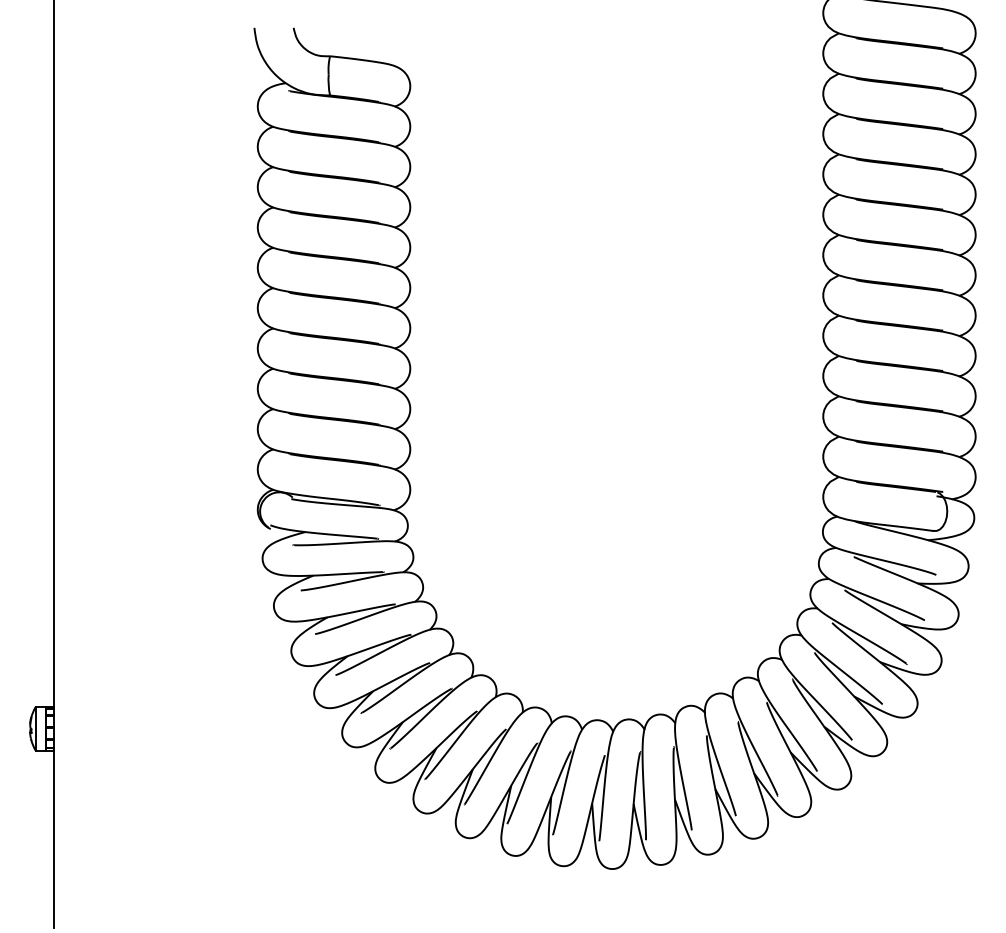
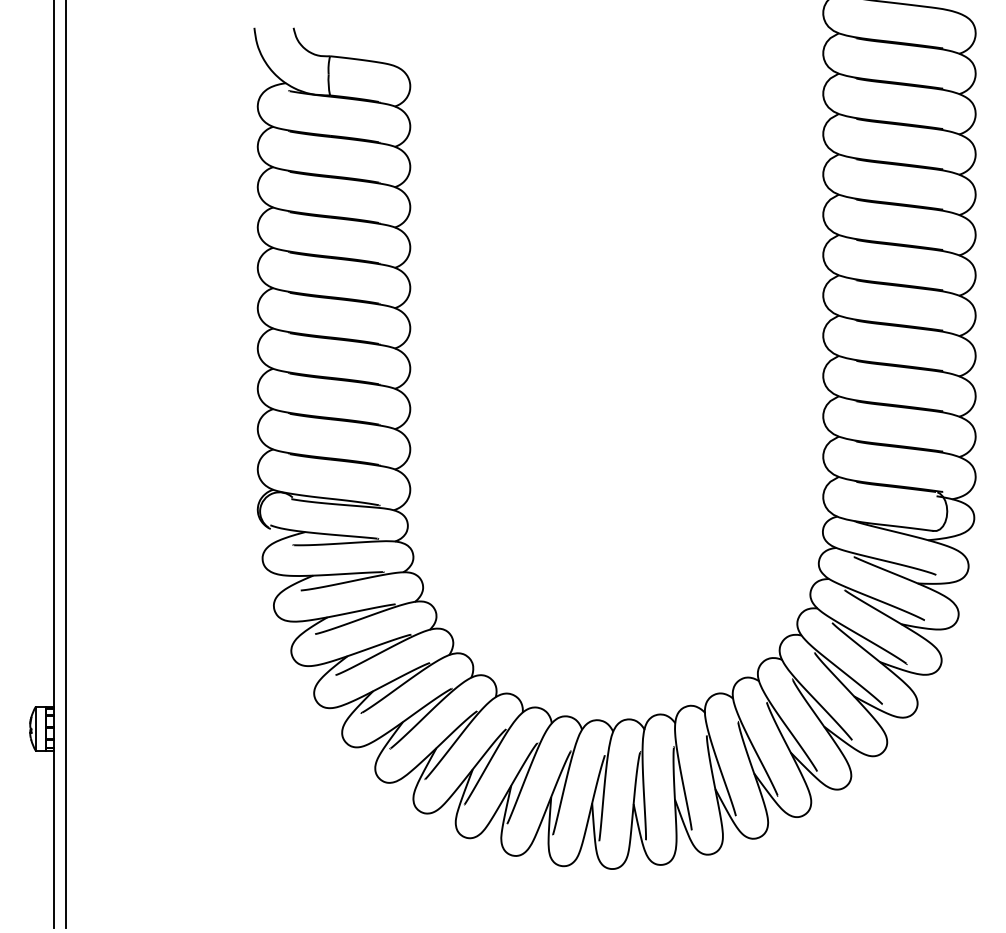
line: none -> present (66, 465)
